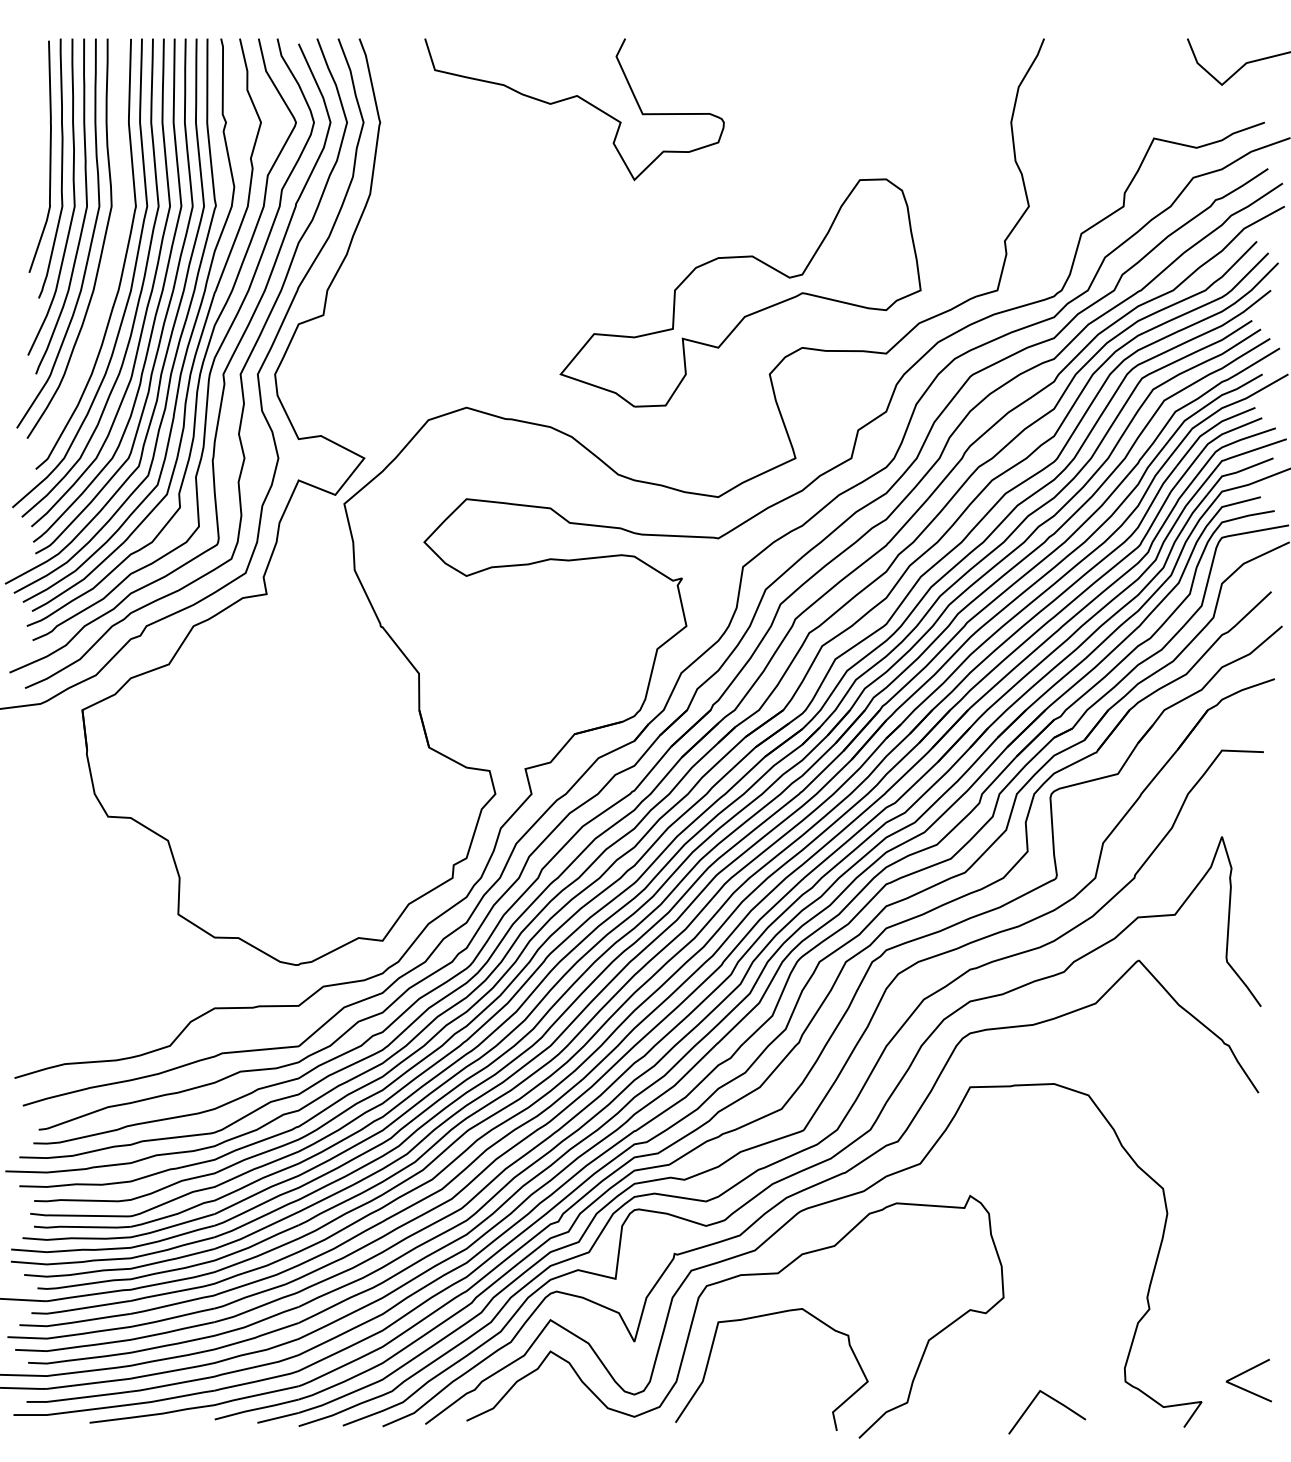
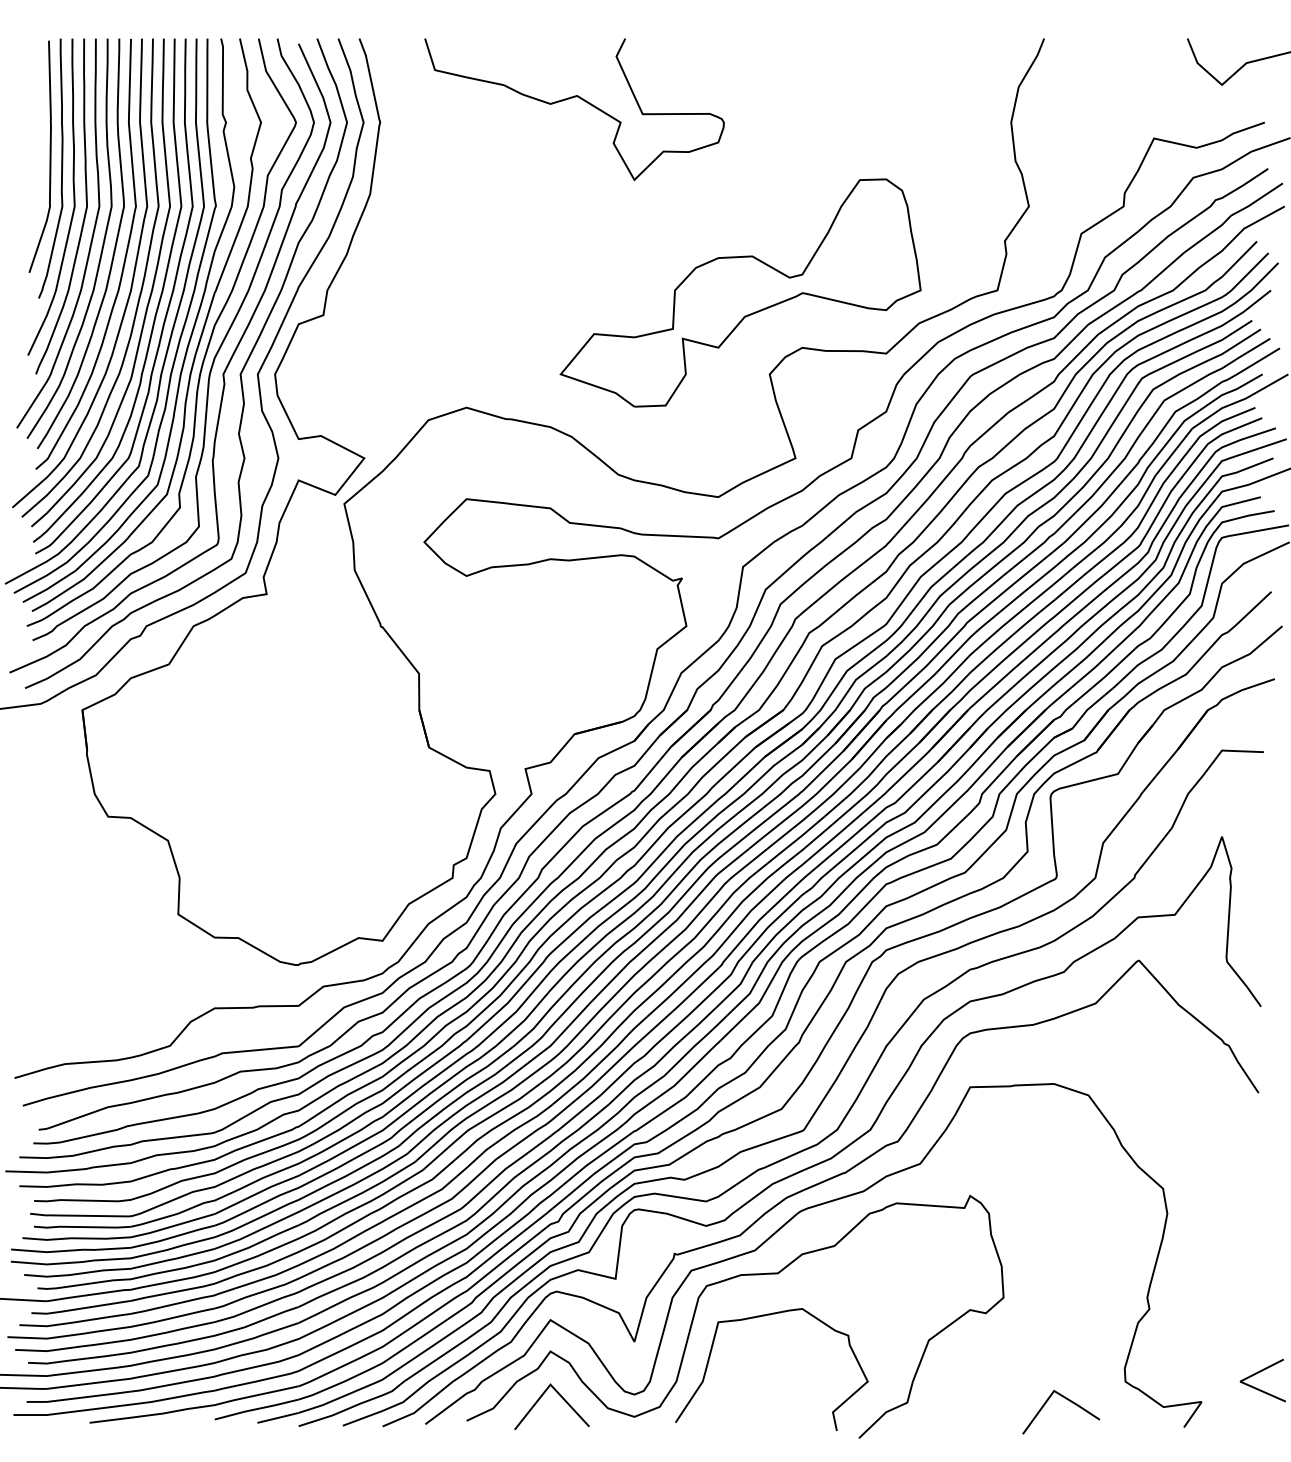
curve: none -> present (113, 250)
line position: (1244, 1373) -> (1258, 1373) (1258, 1373)
line: none -> present (562, 1399)
line position: (1053, 1400) -> (1067, 1400) (1067, 1400)
